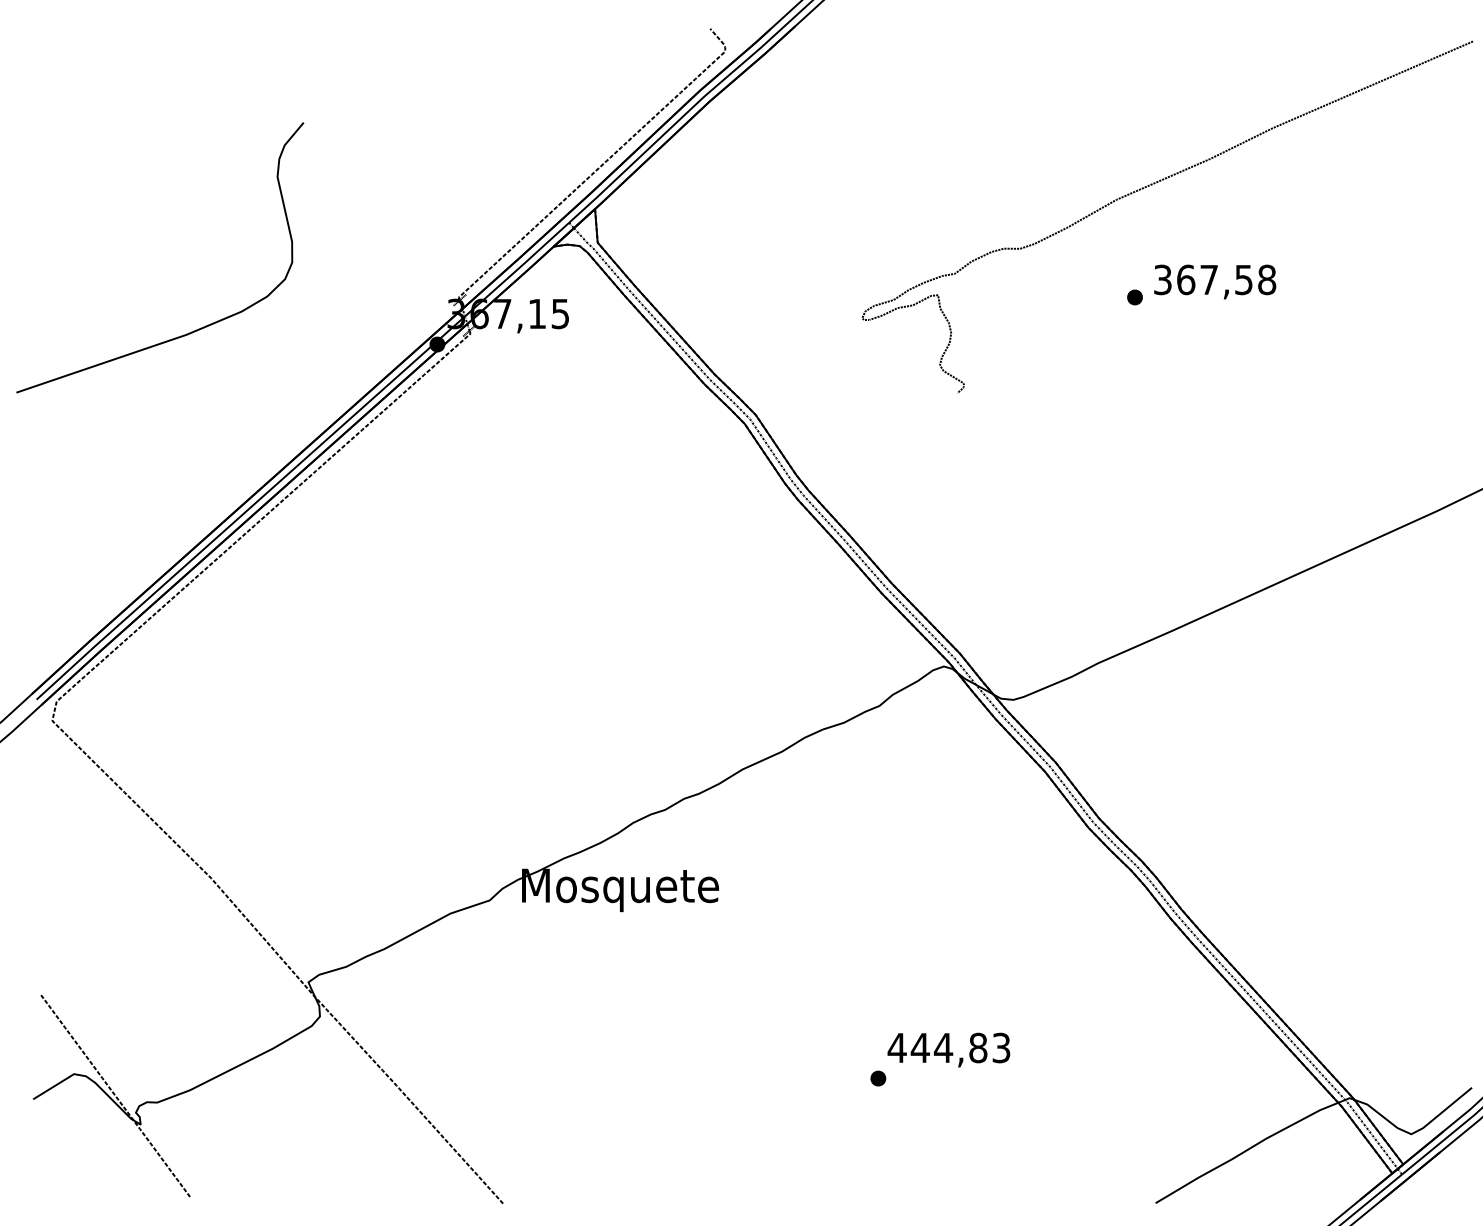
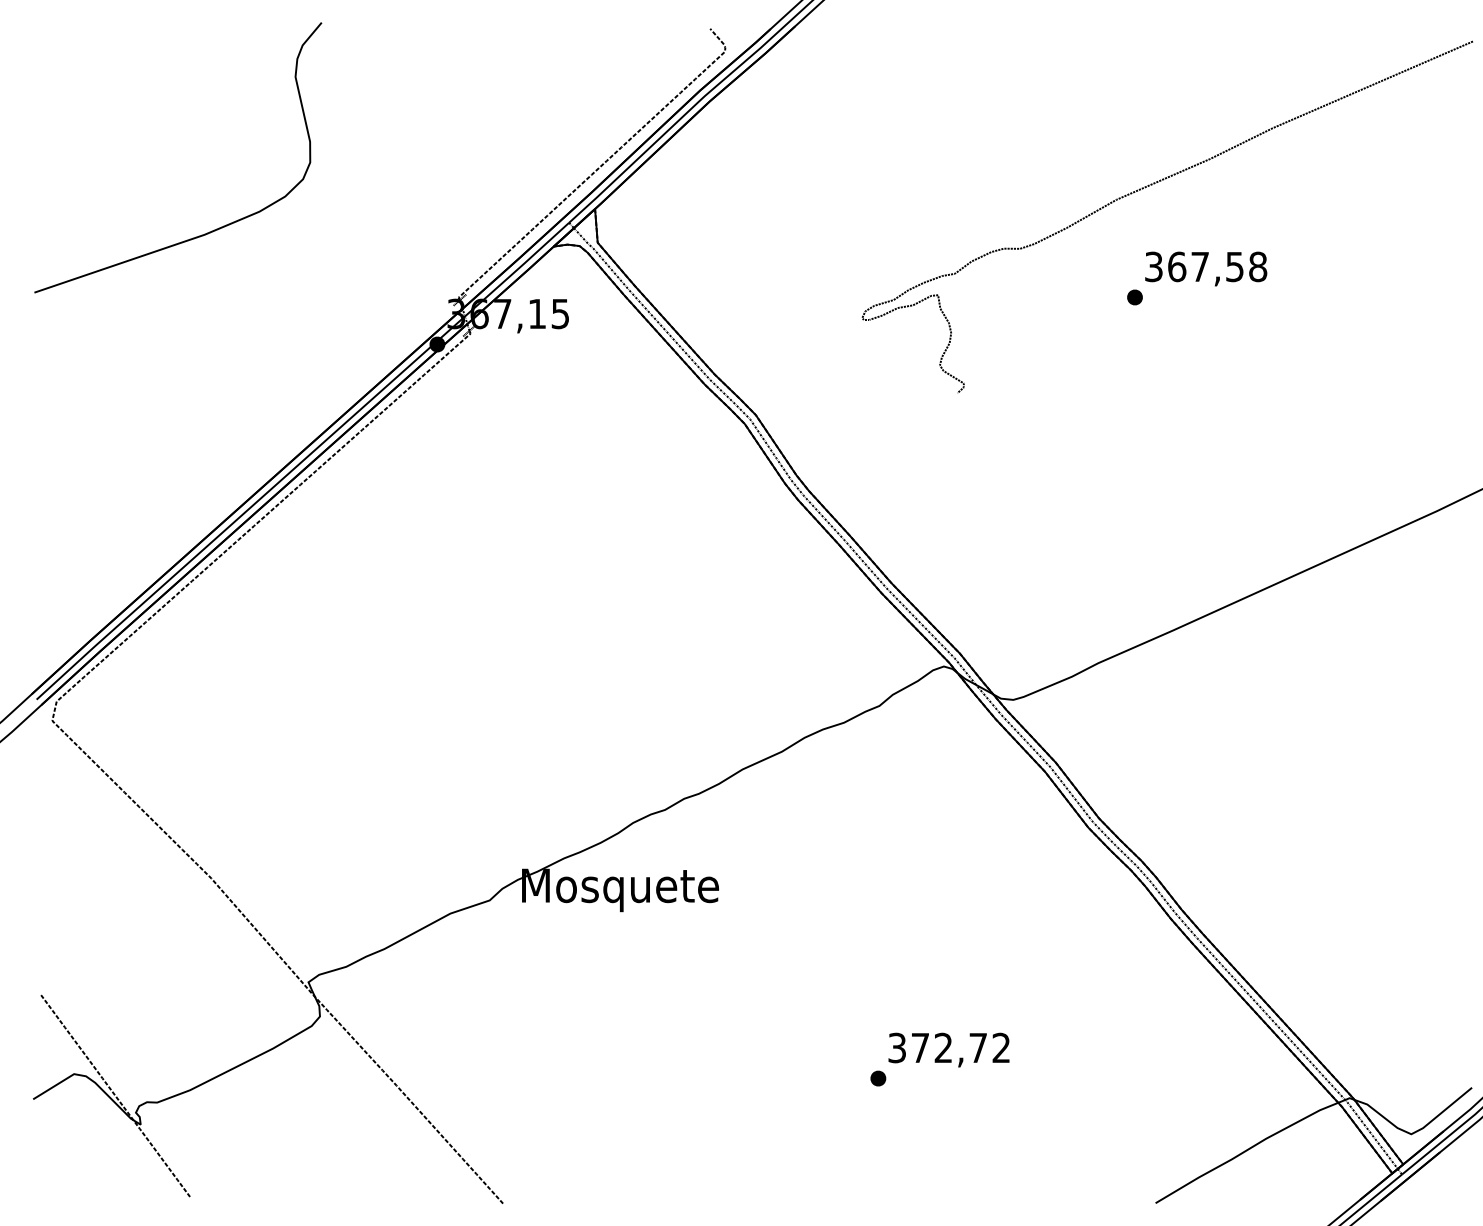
text position: (1215, 281) -> (1206, 268) (1206, 268)
curve position: (193, 330) -> (211, 230) (211, 230)
text: 444,83 -> 372,72 (948, 1047)
